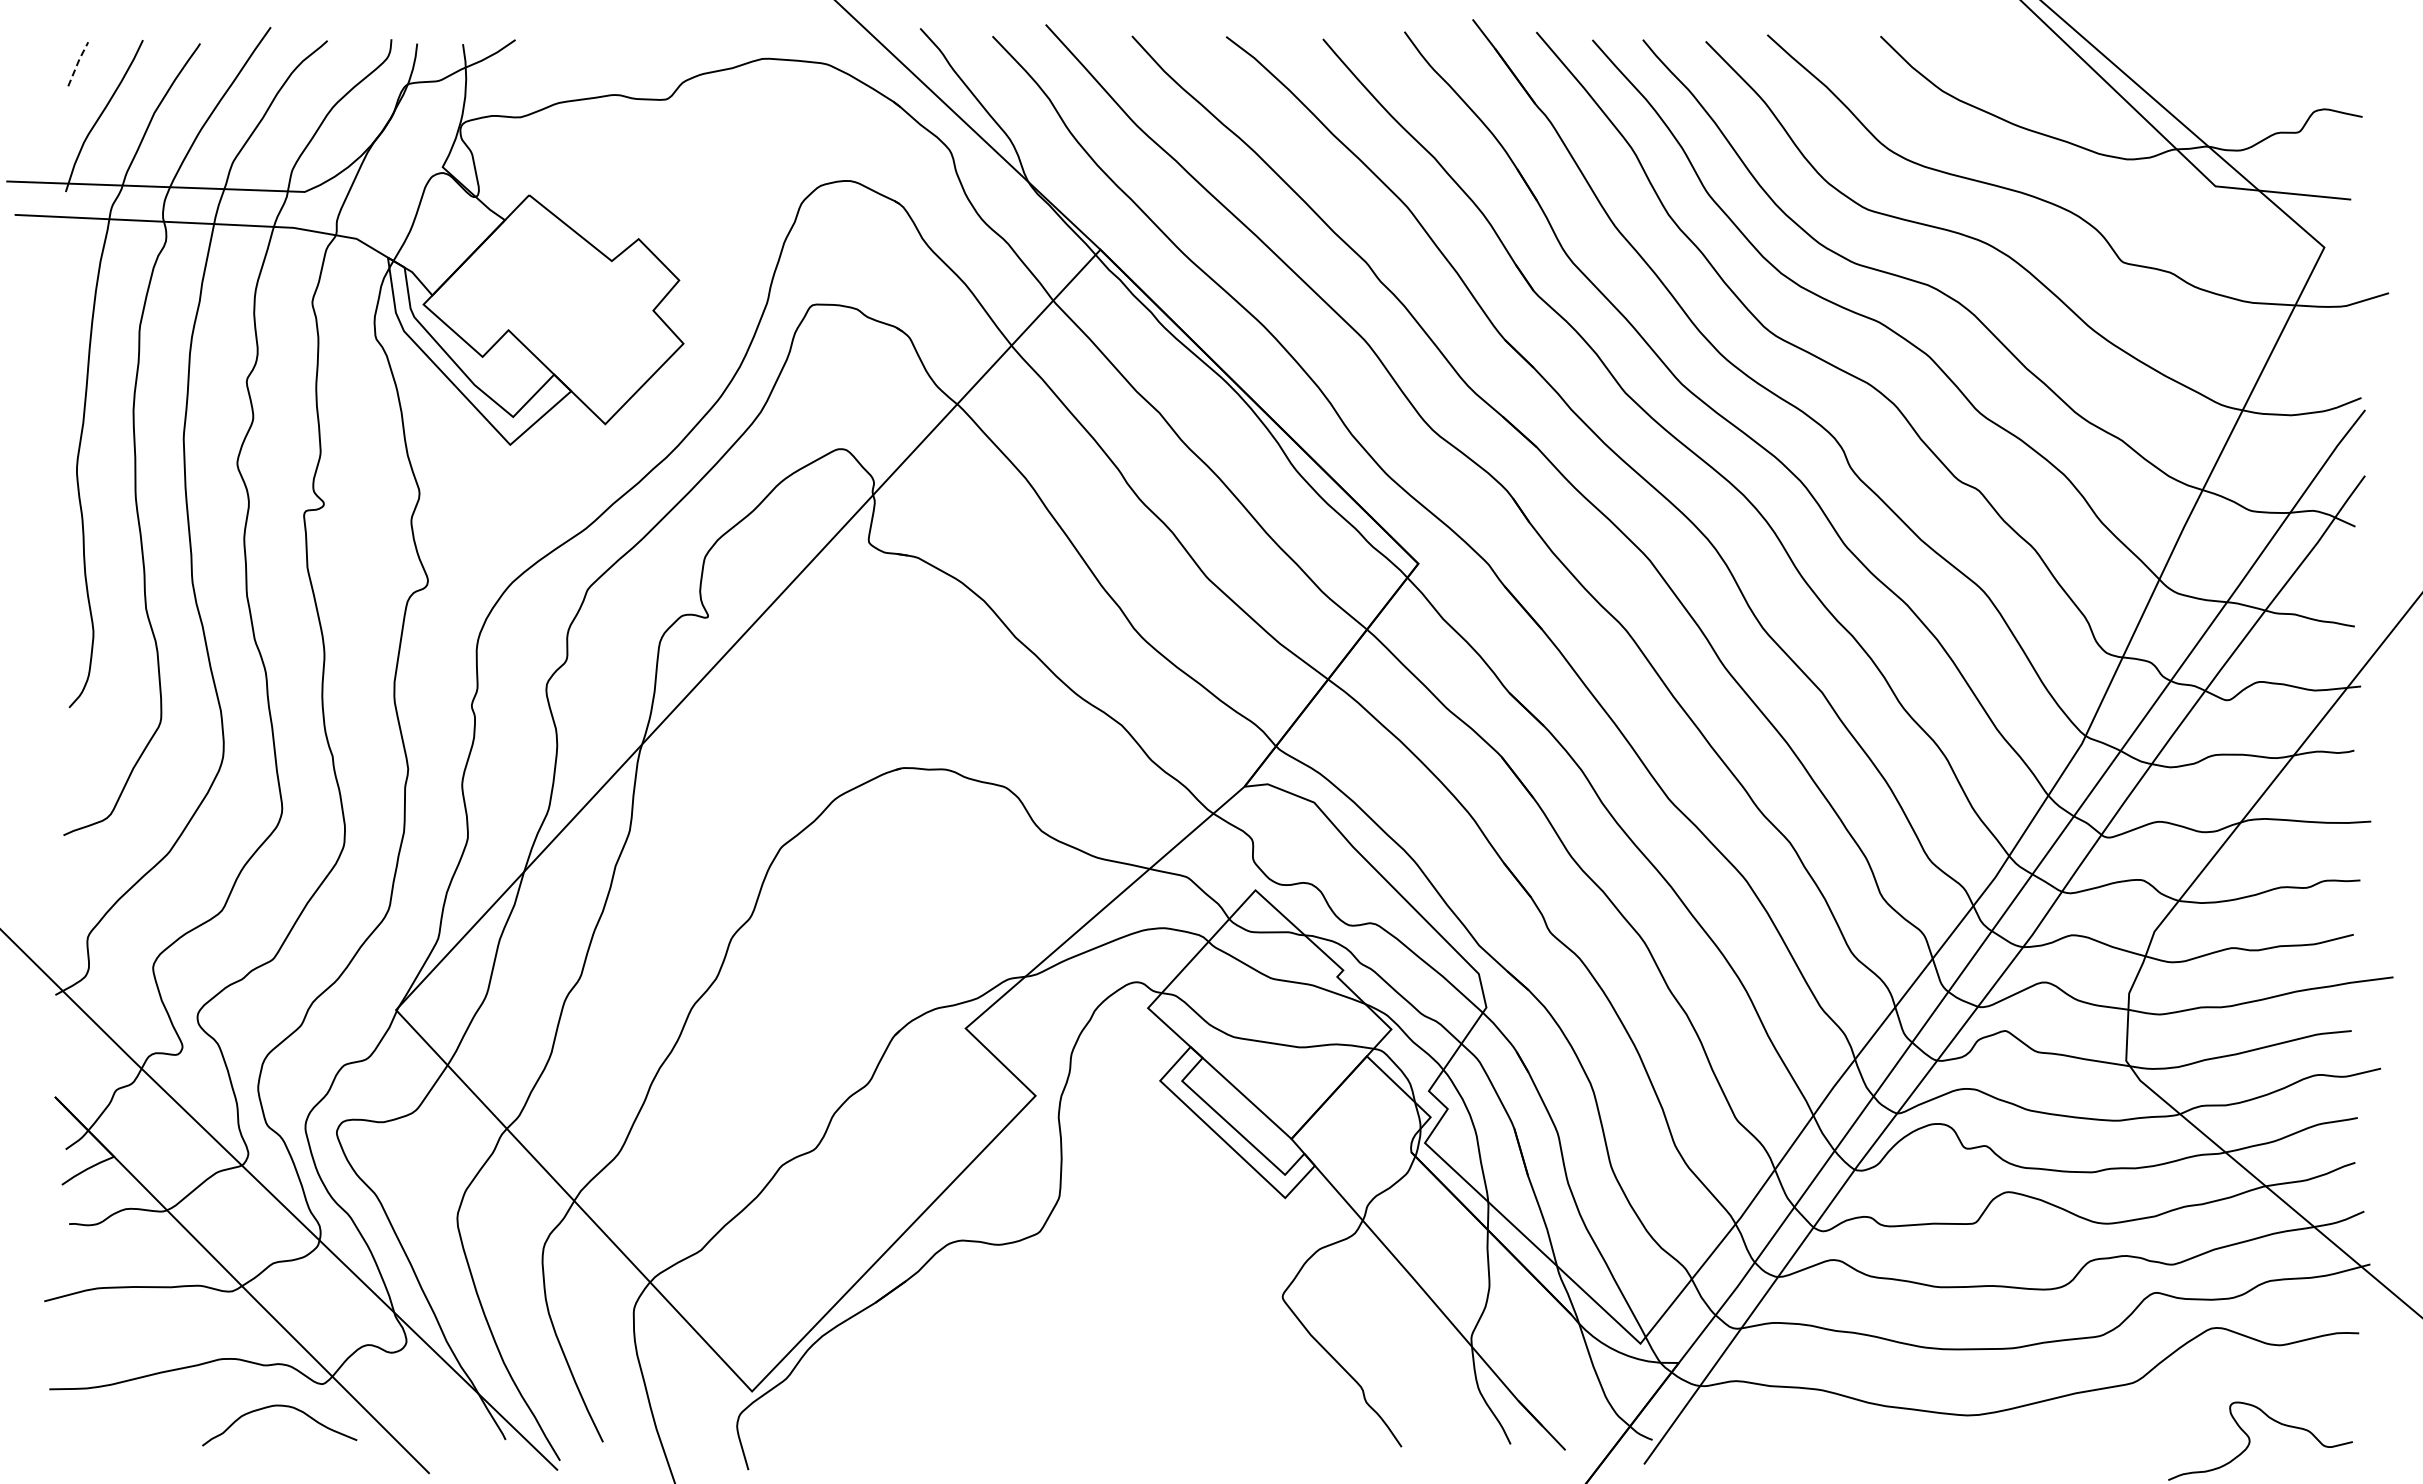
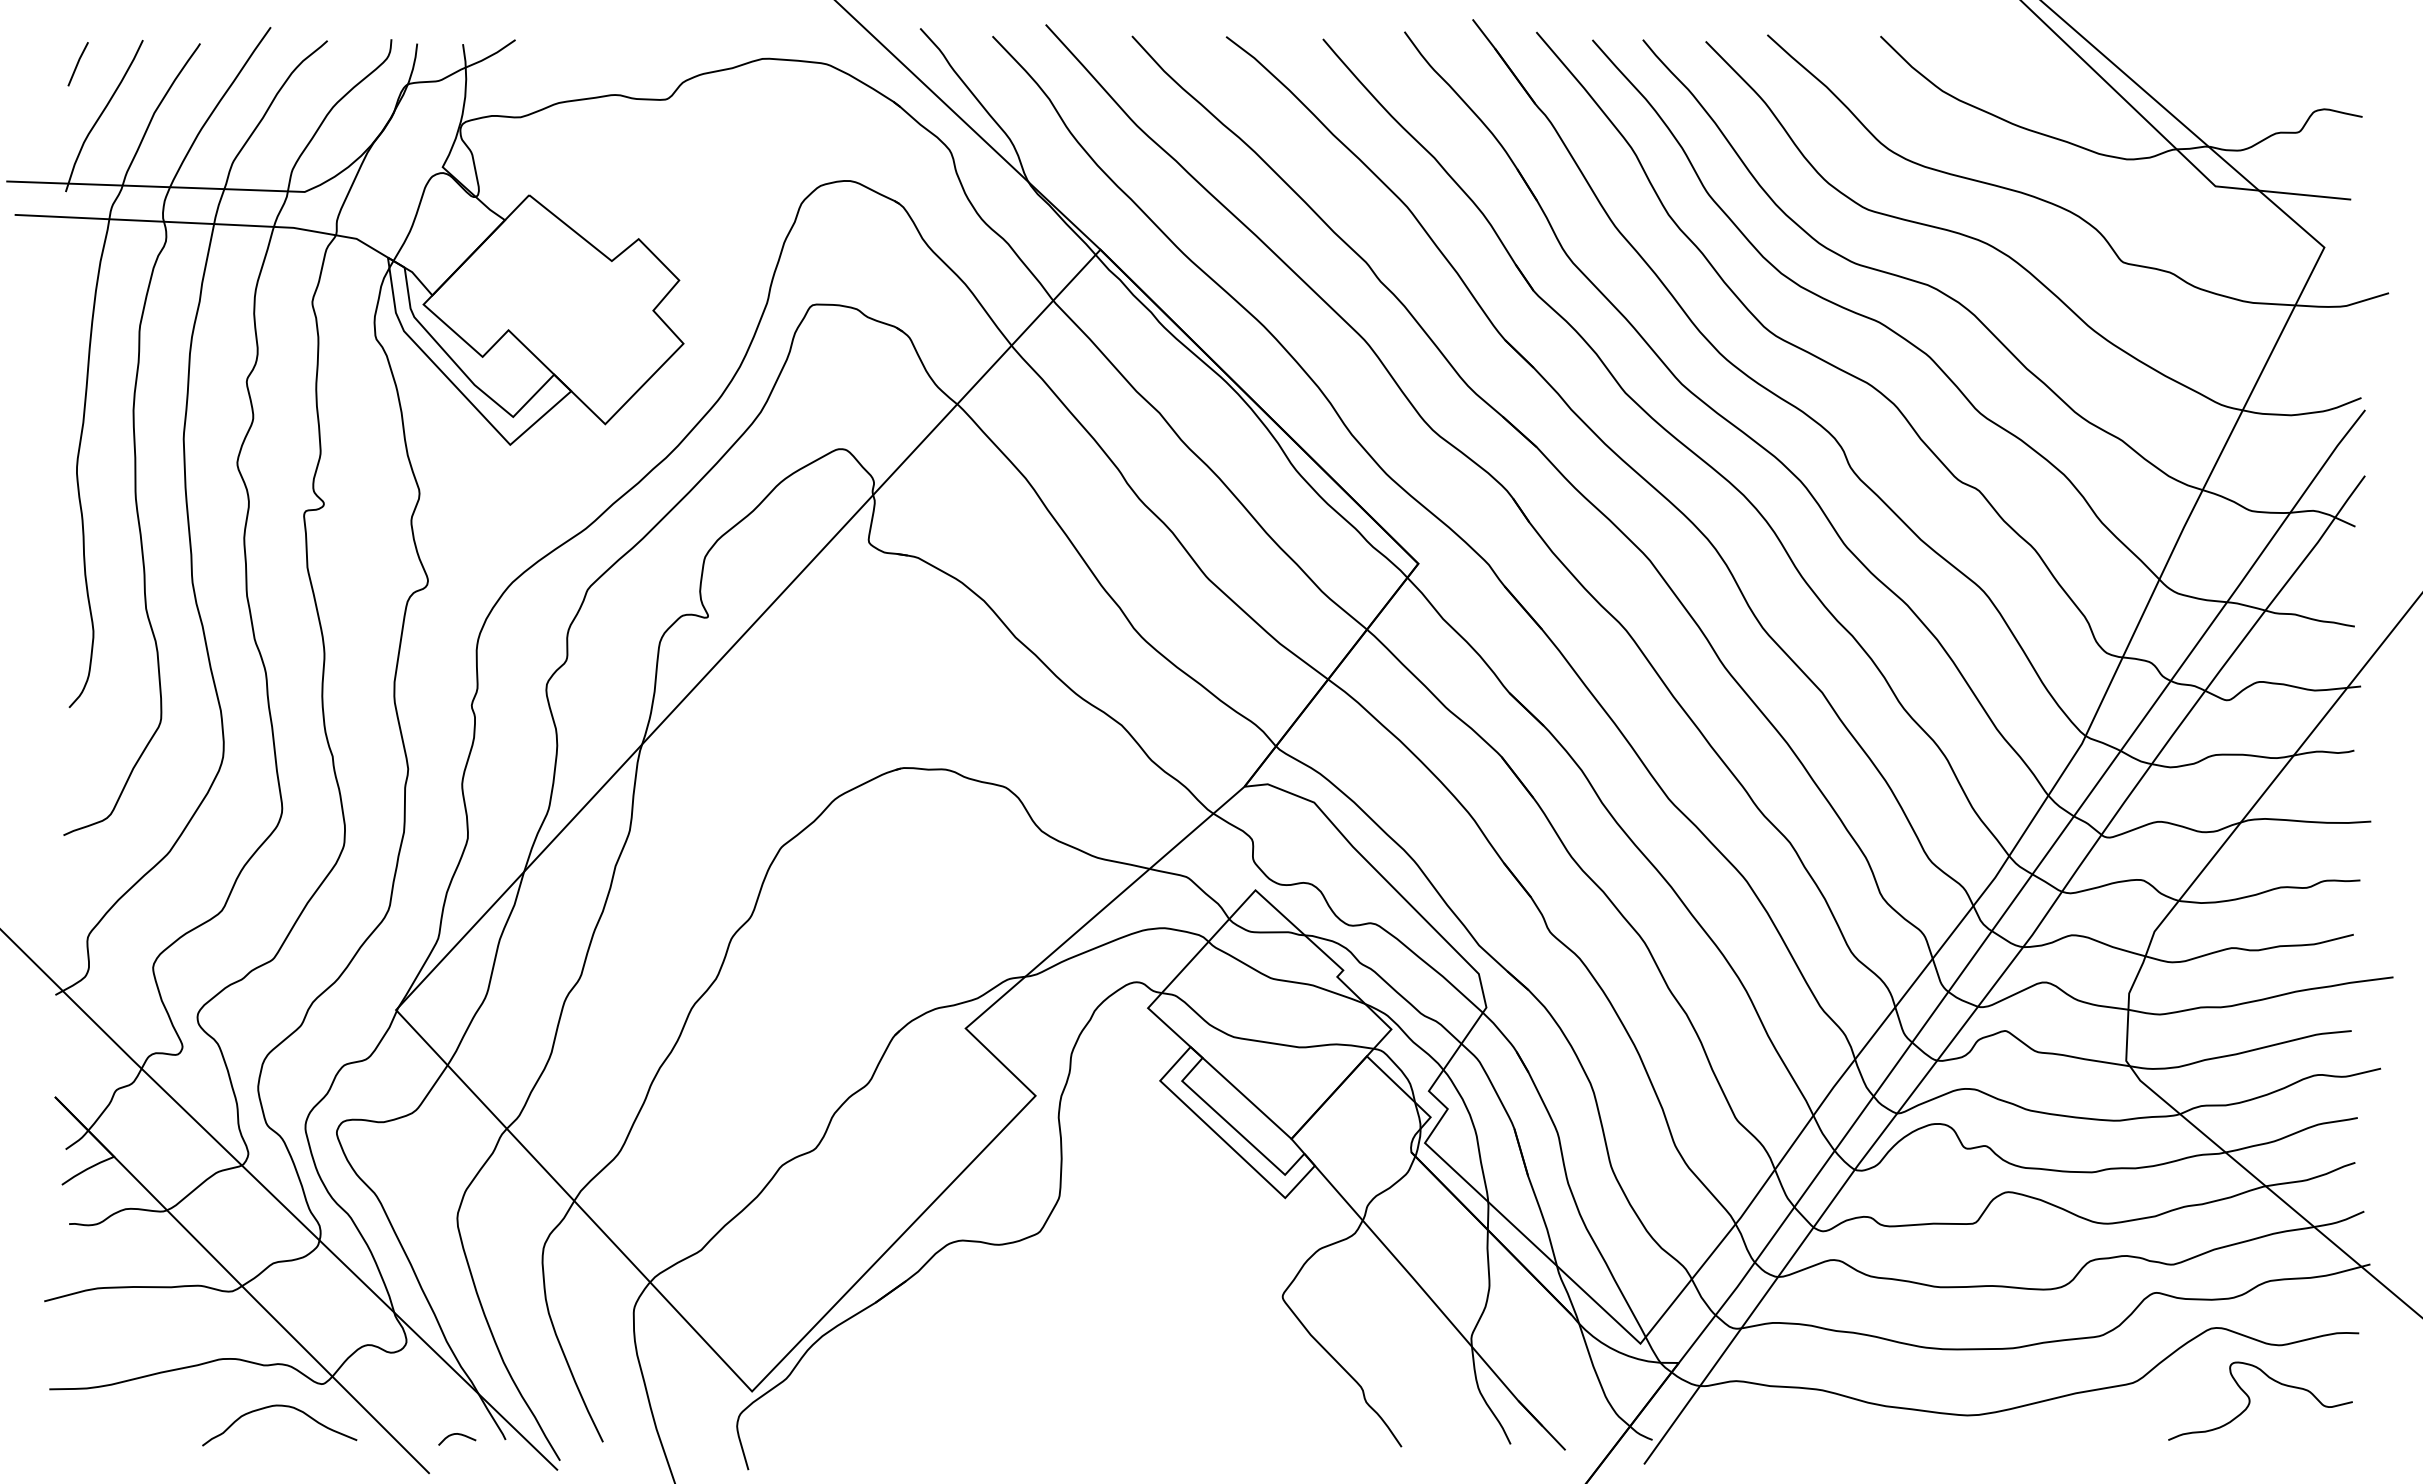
line: dashed -> solid (77, 63)
curve: none -> present (459, 1435)
curve position: (2250, 1440) -> (2250, 1400) (2250, 1400)
